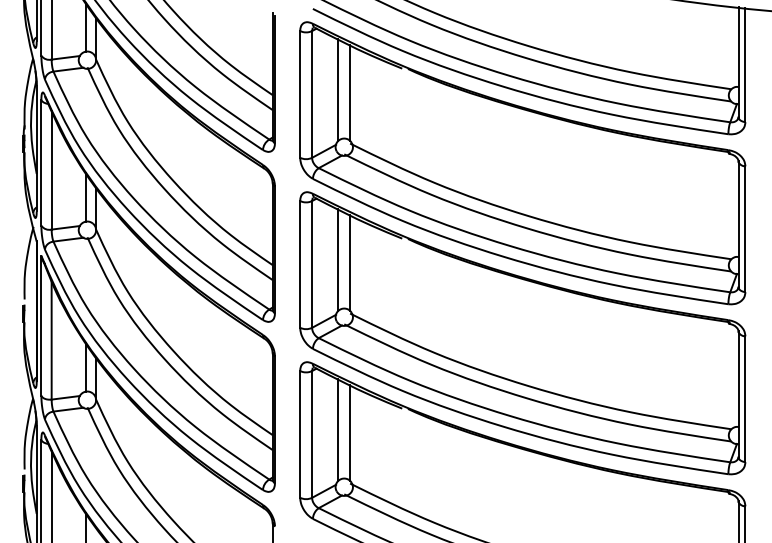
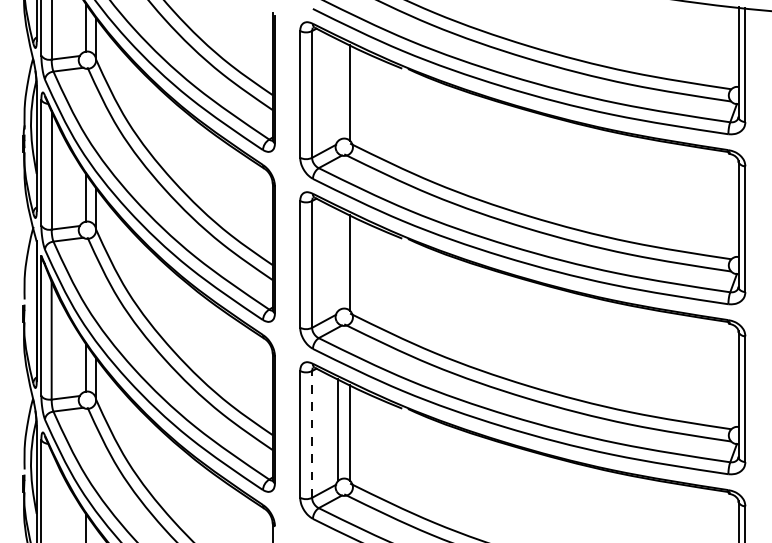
line: present -> none (338, 89)
line: present -> none (338, 259)
line: solid -> dashed (312, 433)
line: present -> none (51, 494)
